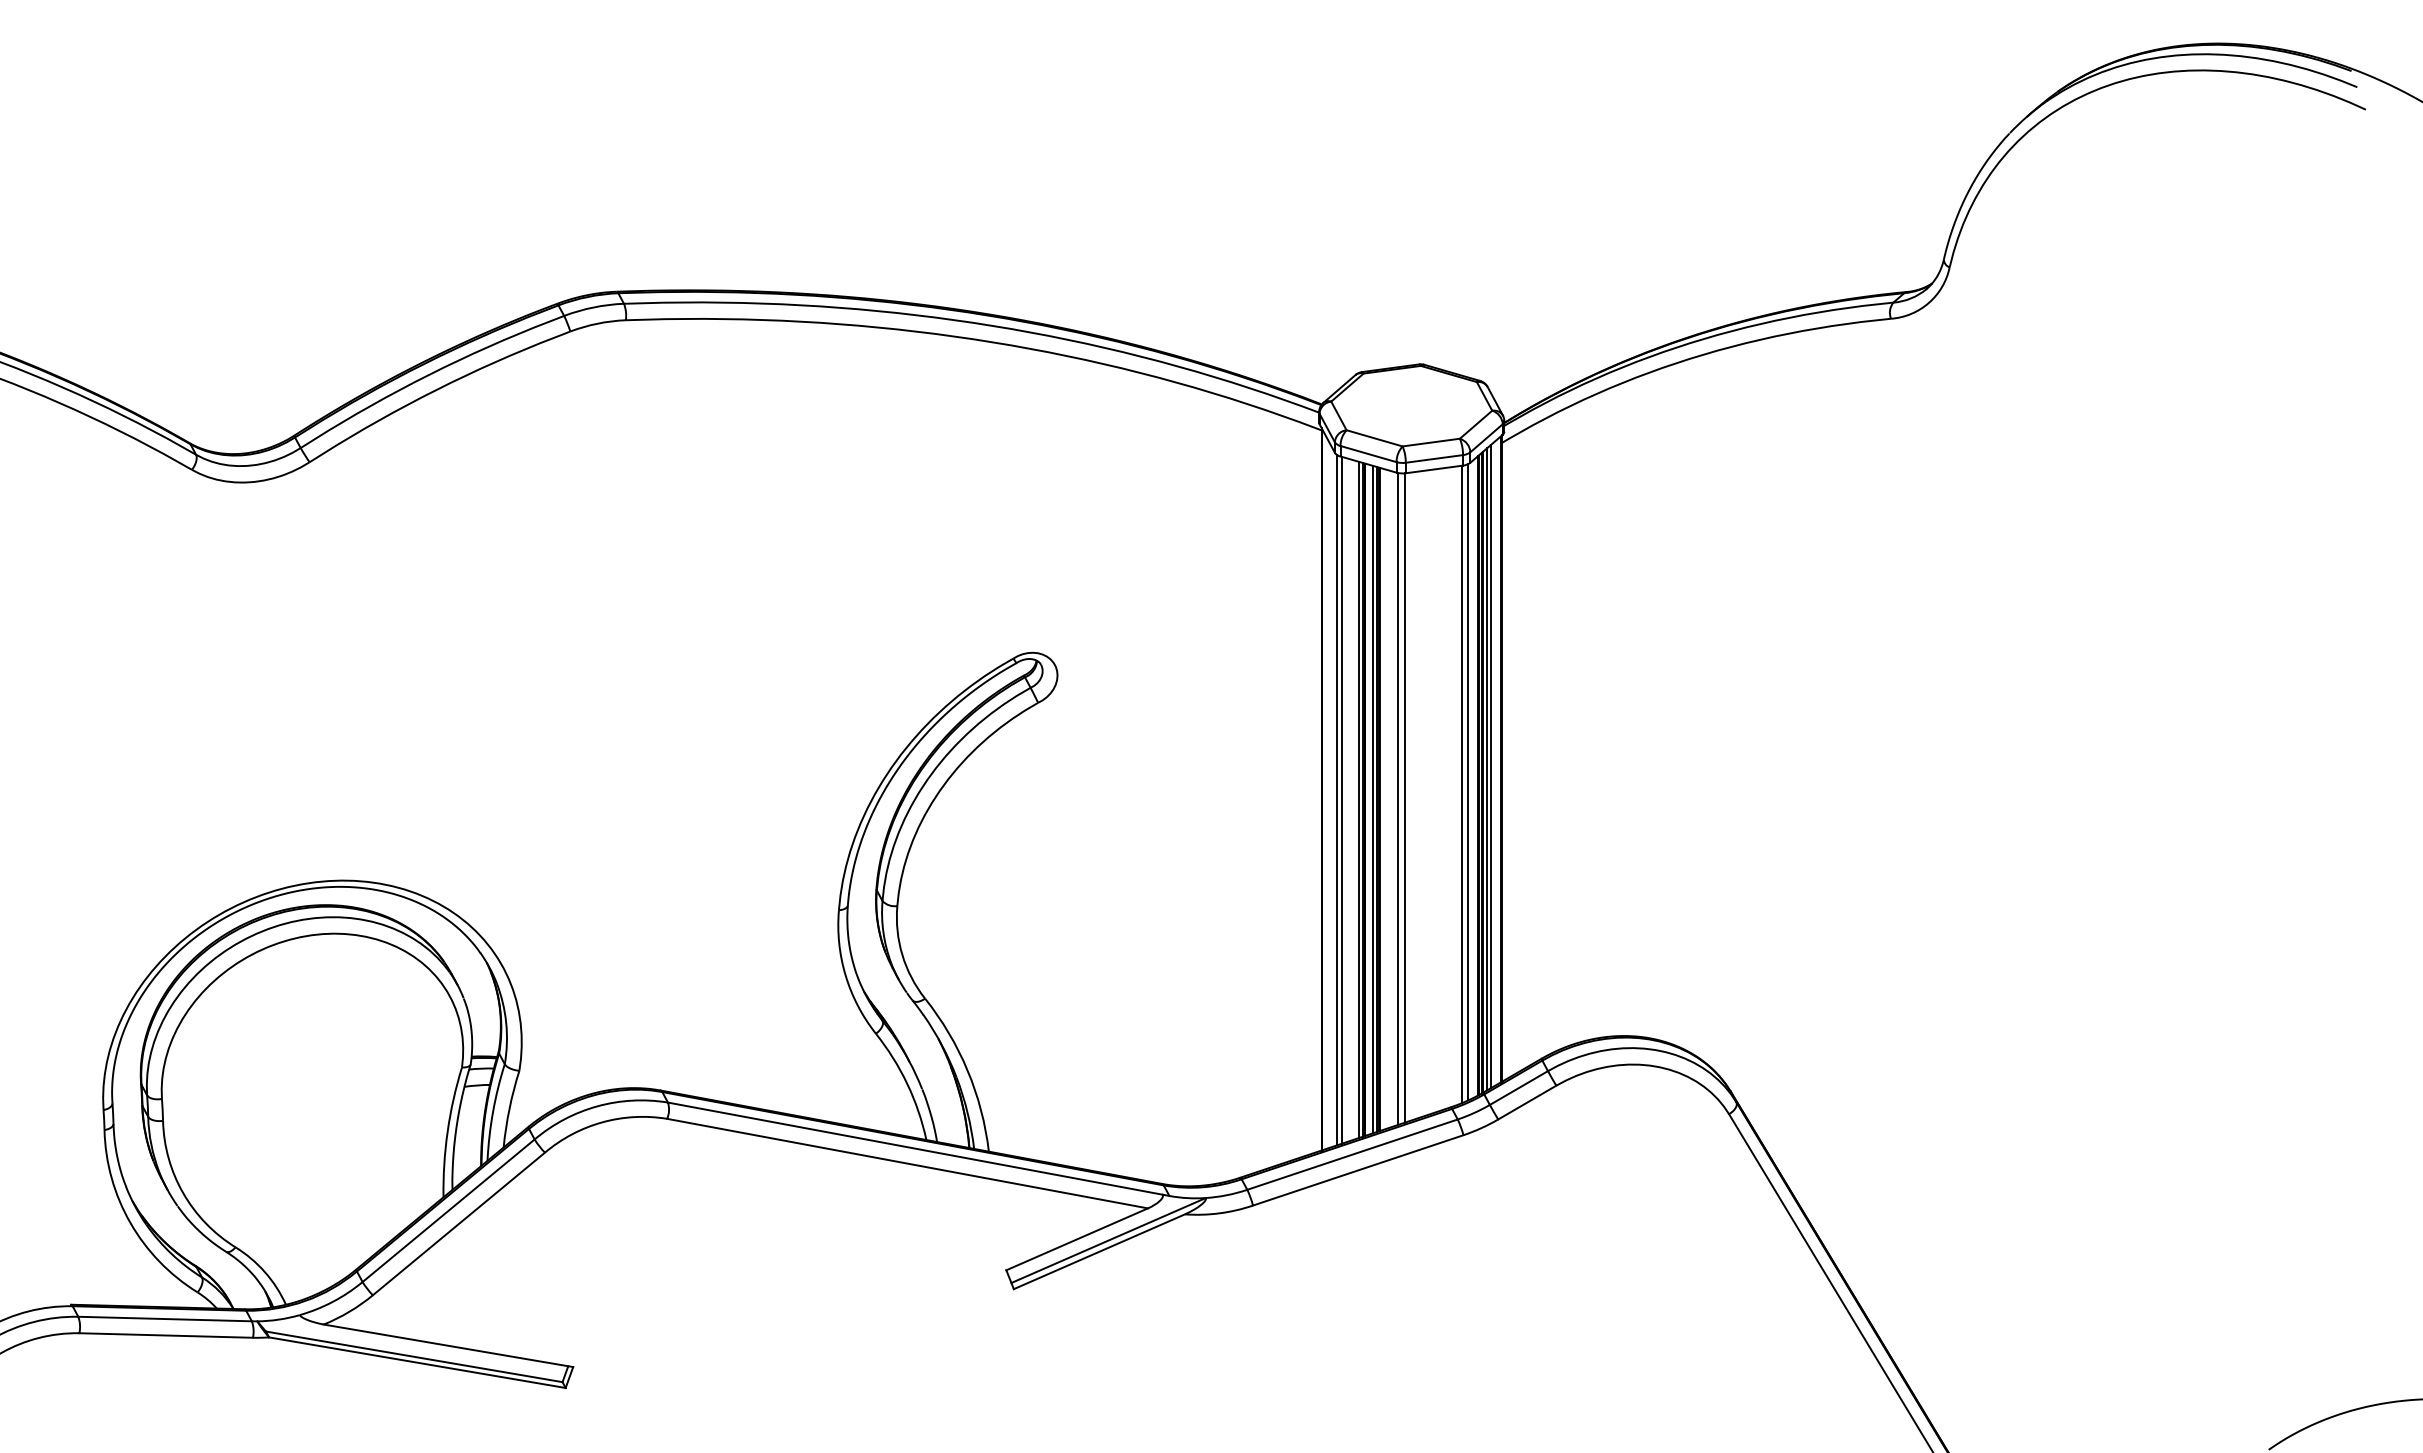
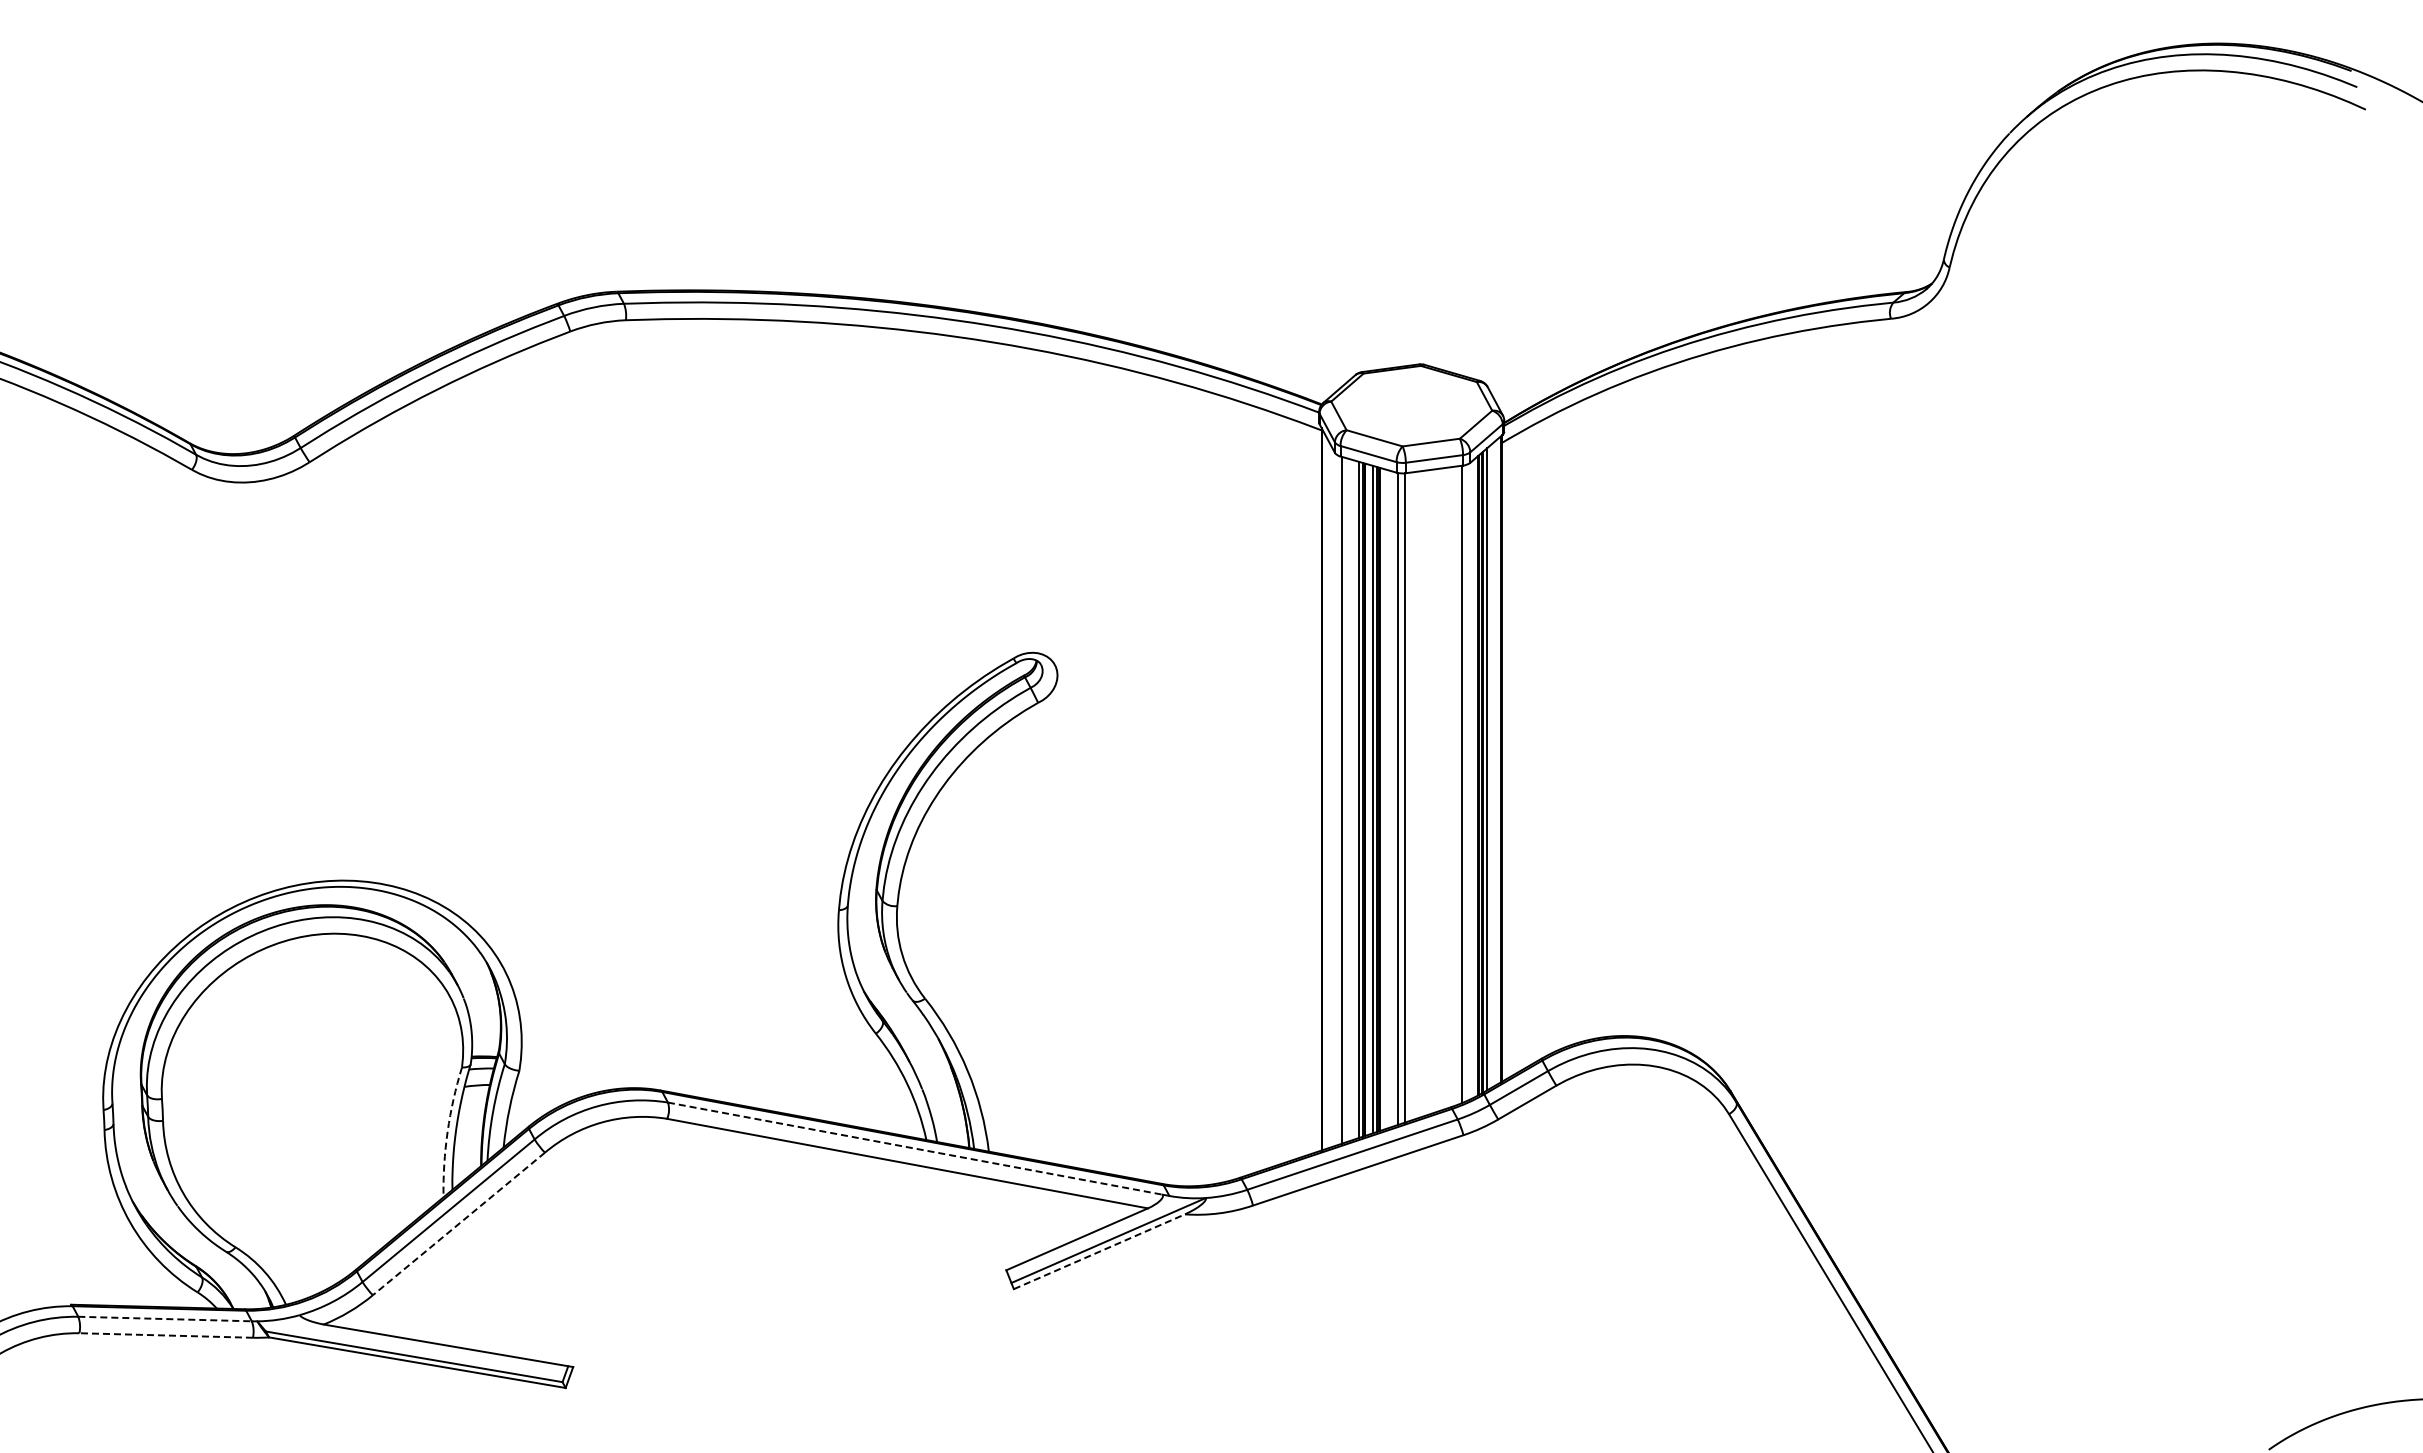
line: present -> none (1490, 766)
line: present -> none (1468, 782)
line: present -> none (1337, 800)
arc: solid -> dashed (447, 1131)
line: solid -> dashed (915, 1148)
line: solid -> dashed (458, 1223)
line: solid -> dashed (1099, 1251)
line: solid -> dashed (165, 1319)
line: solid -> dashed (166, 1335)
